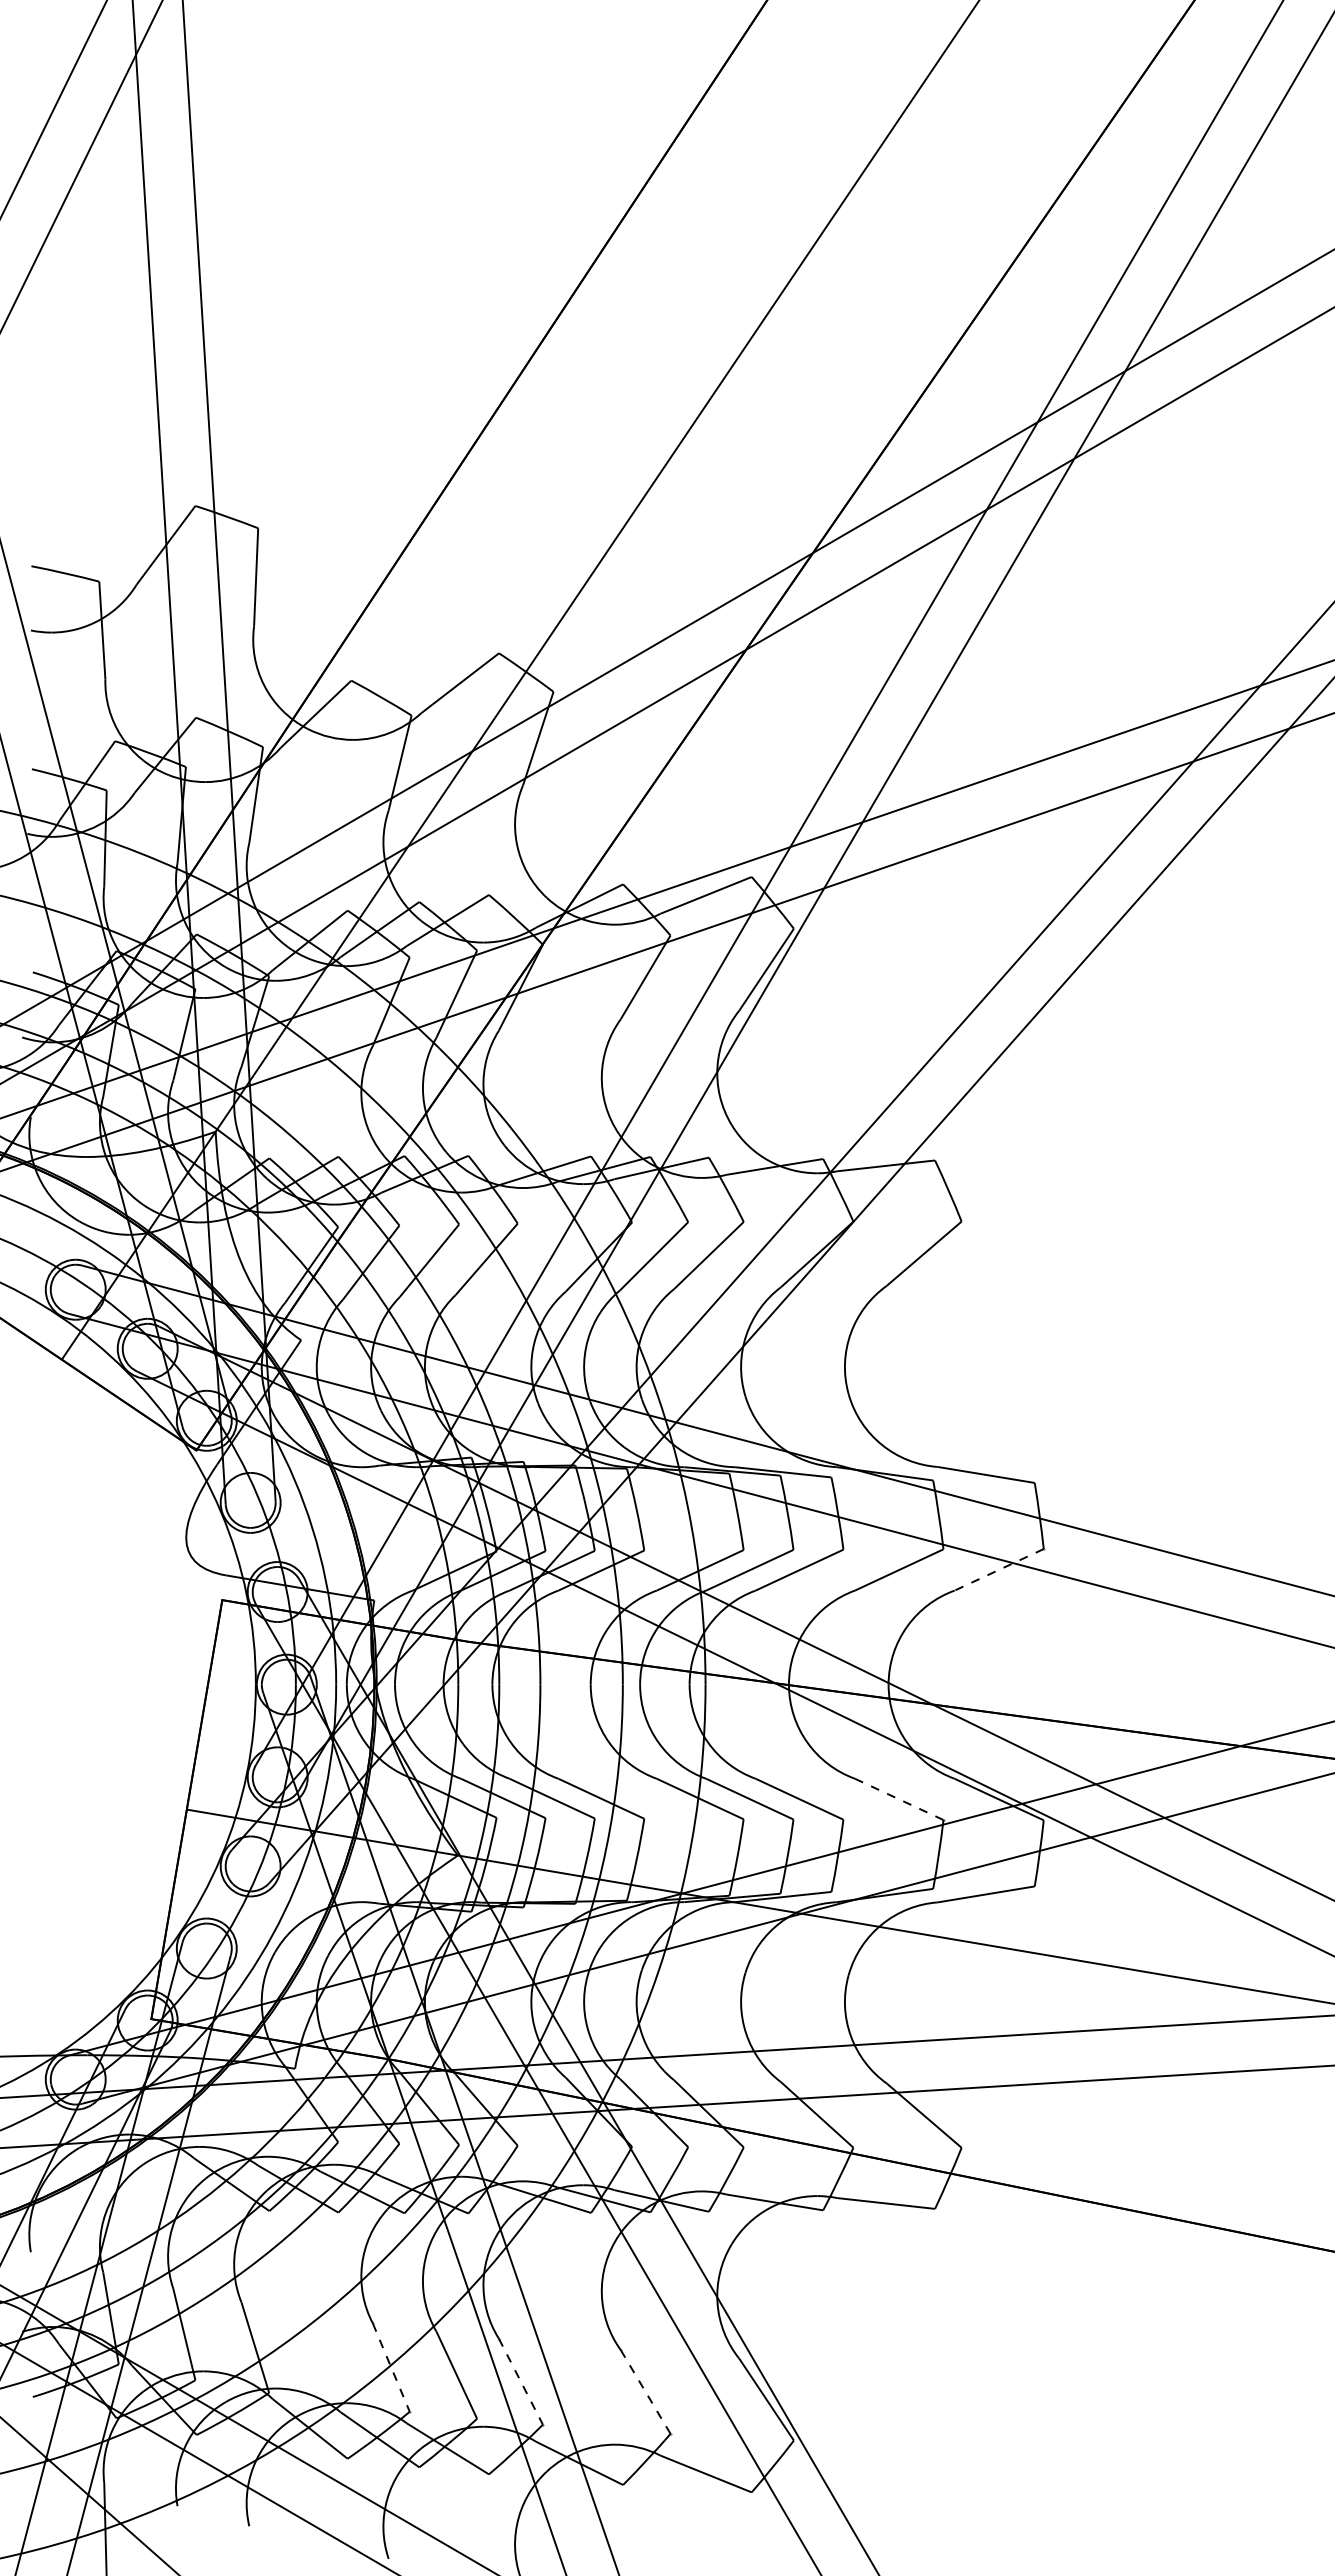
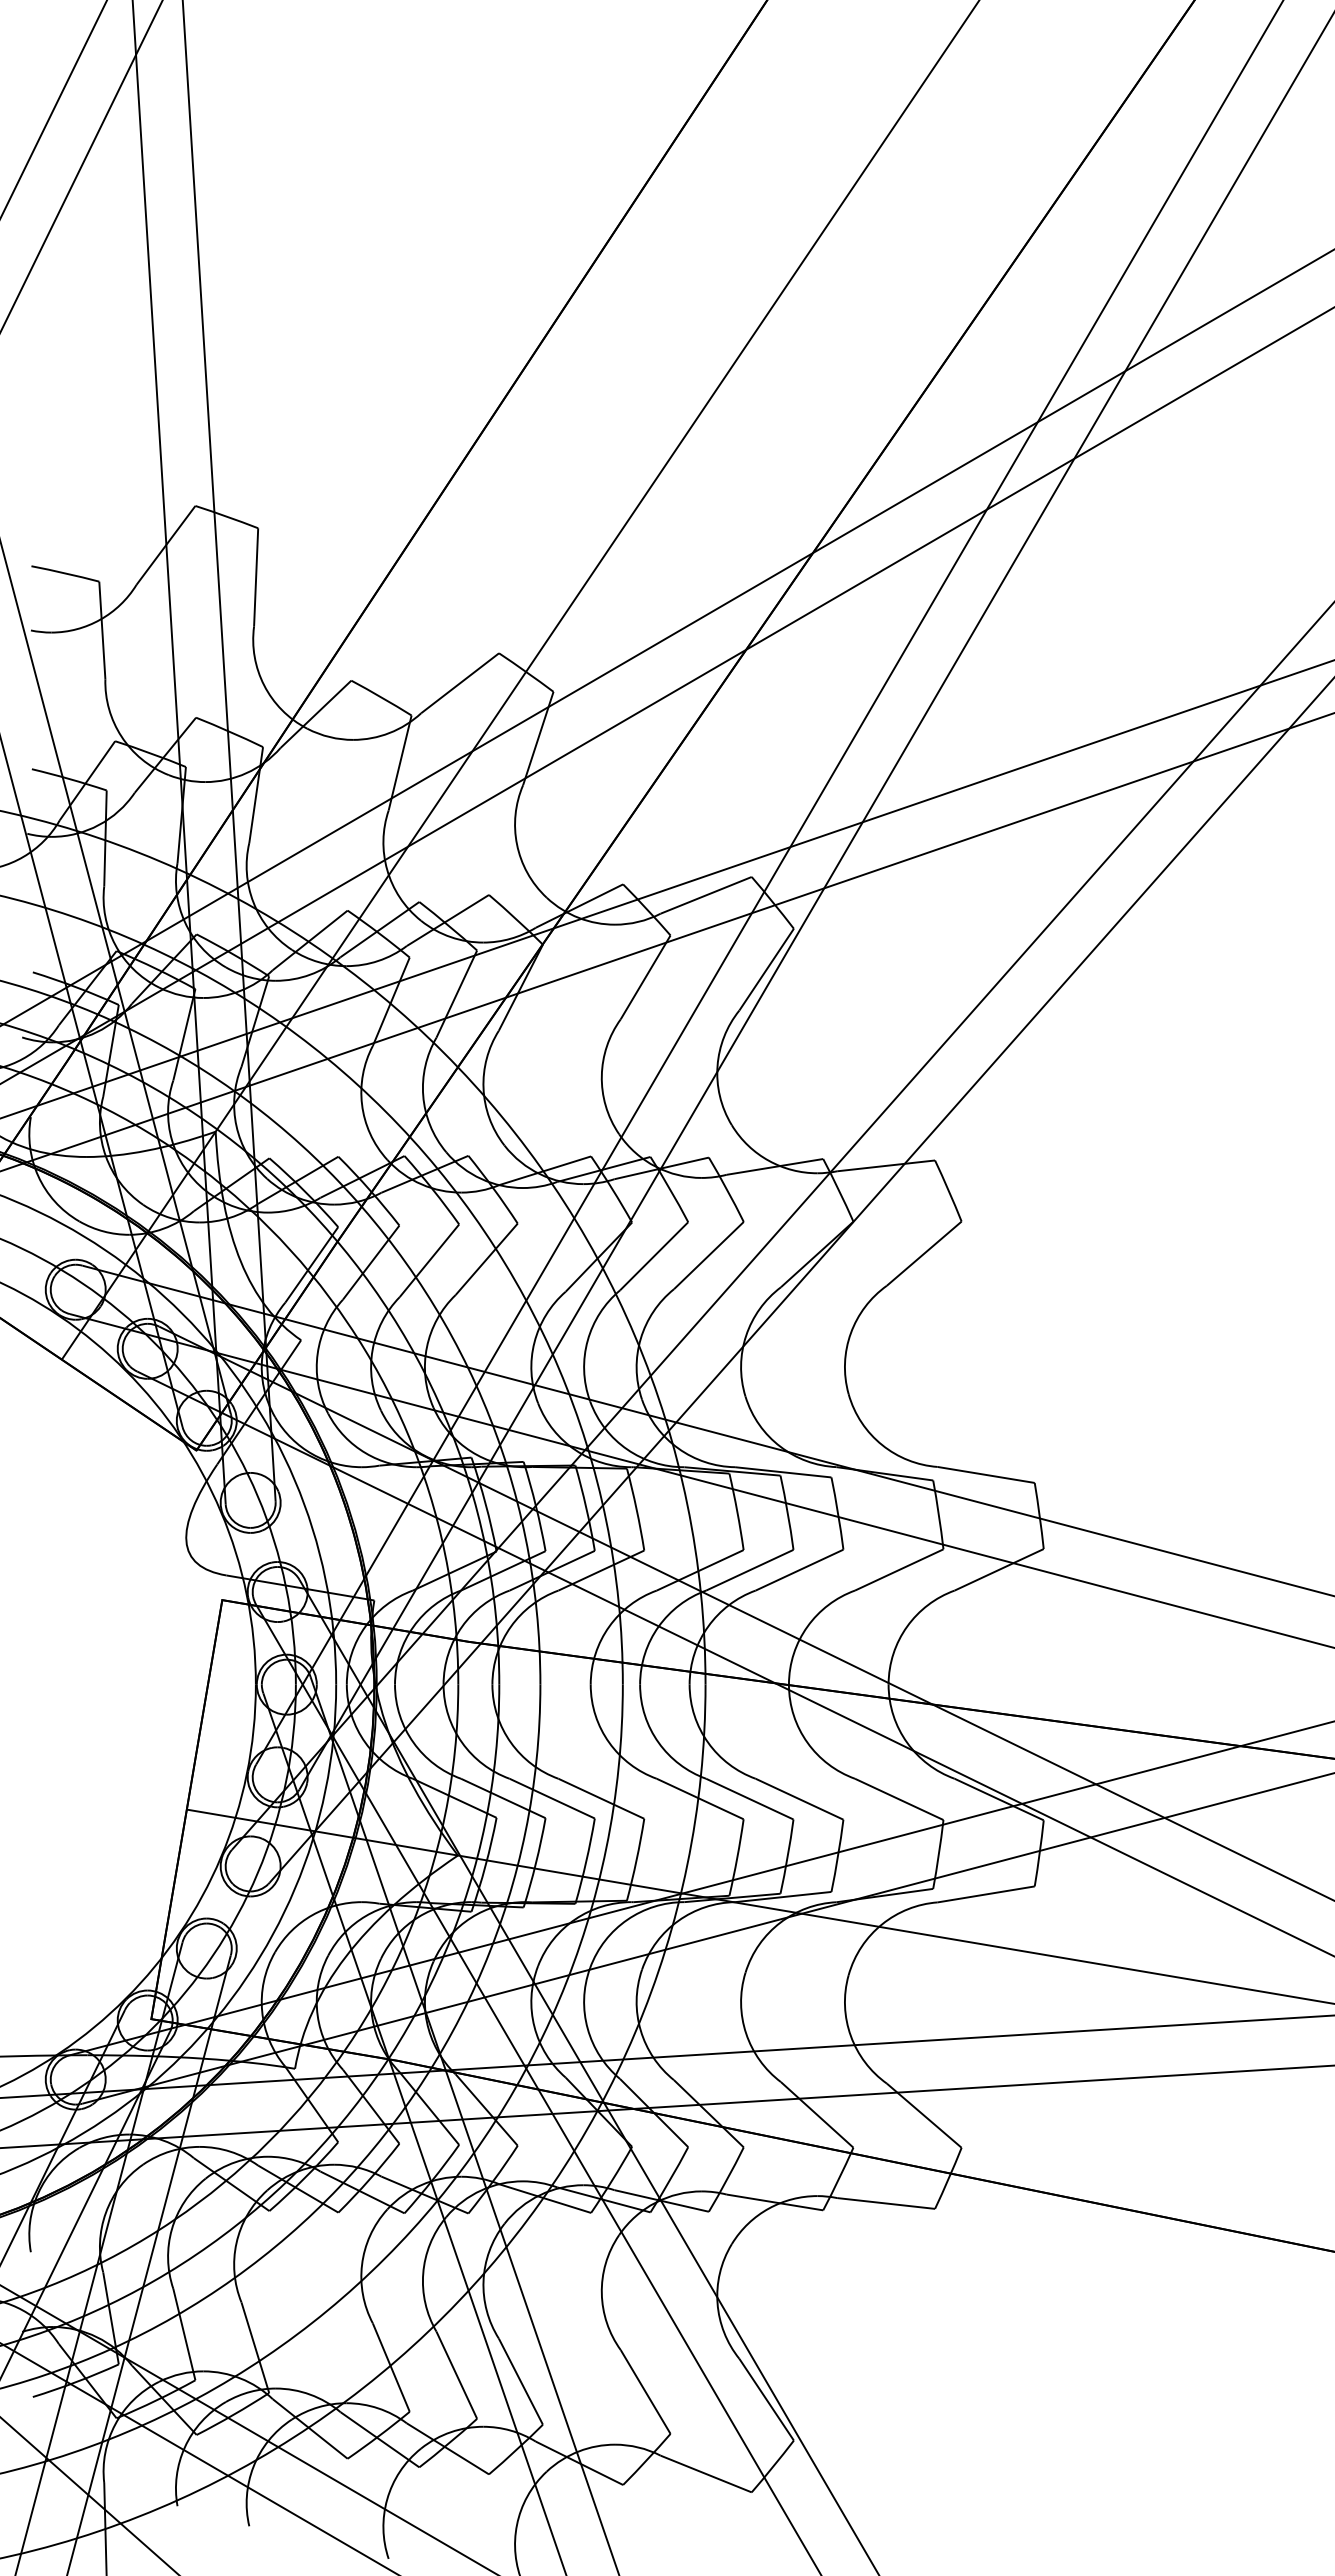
line: dashed -> solid (999, 1569)
line: dashed -> solid (900, 1799)
line: dashed -> solid (391, 2367)
line: dashed -> solid (521, 2382)
line: dashed -> solid (645, 2391)
